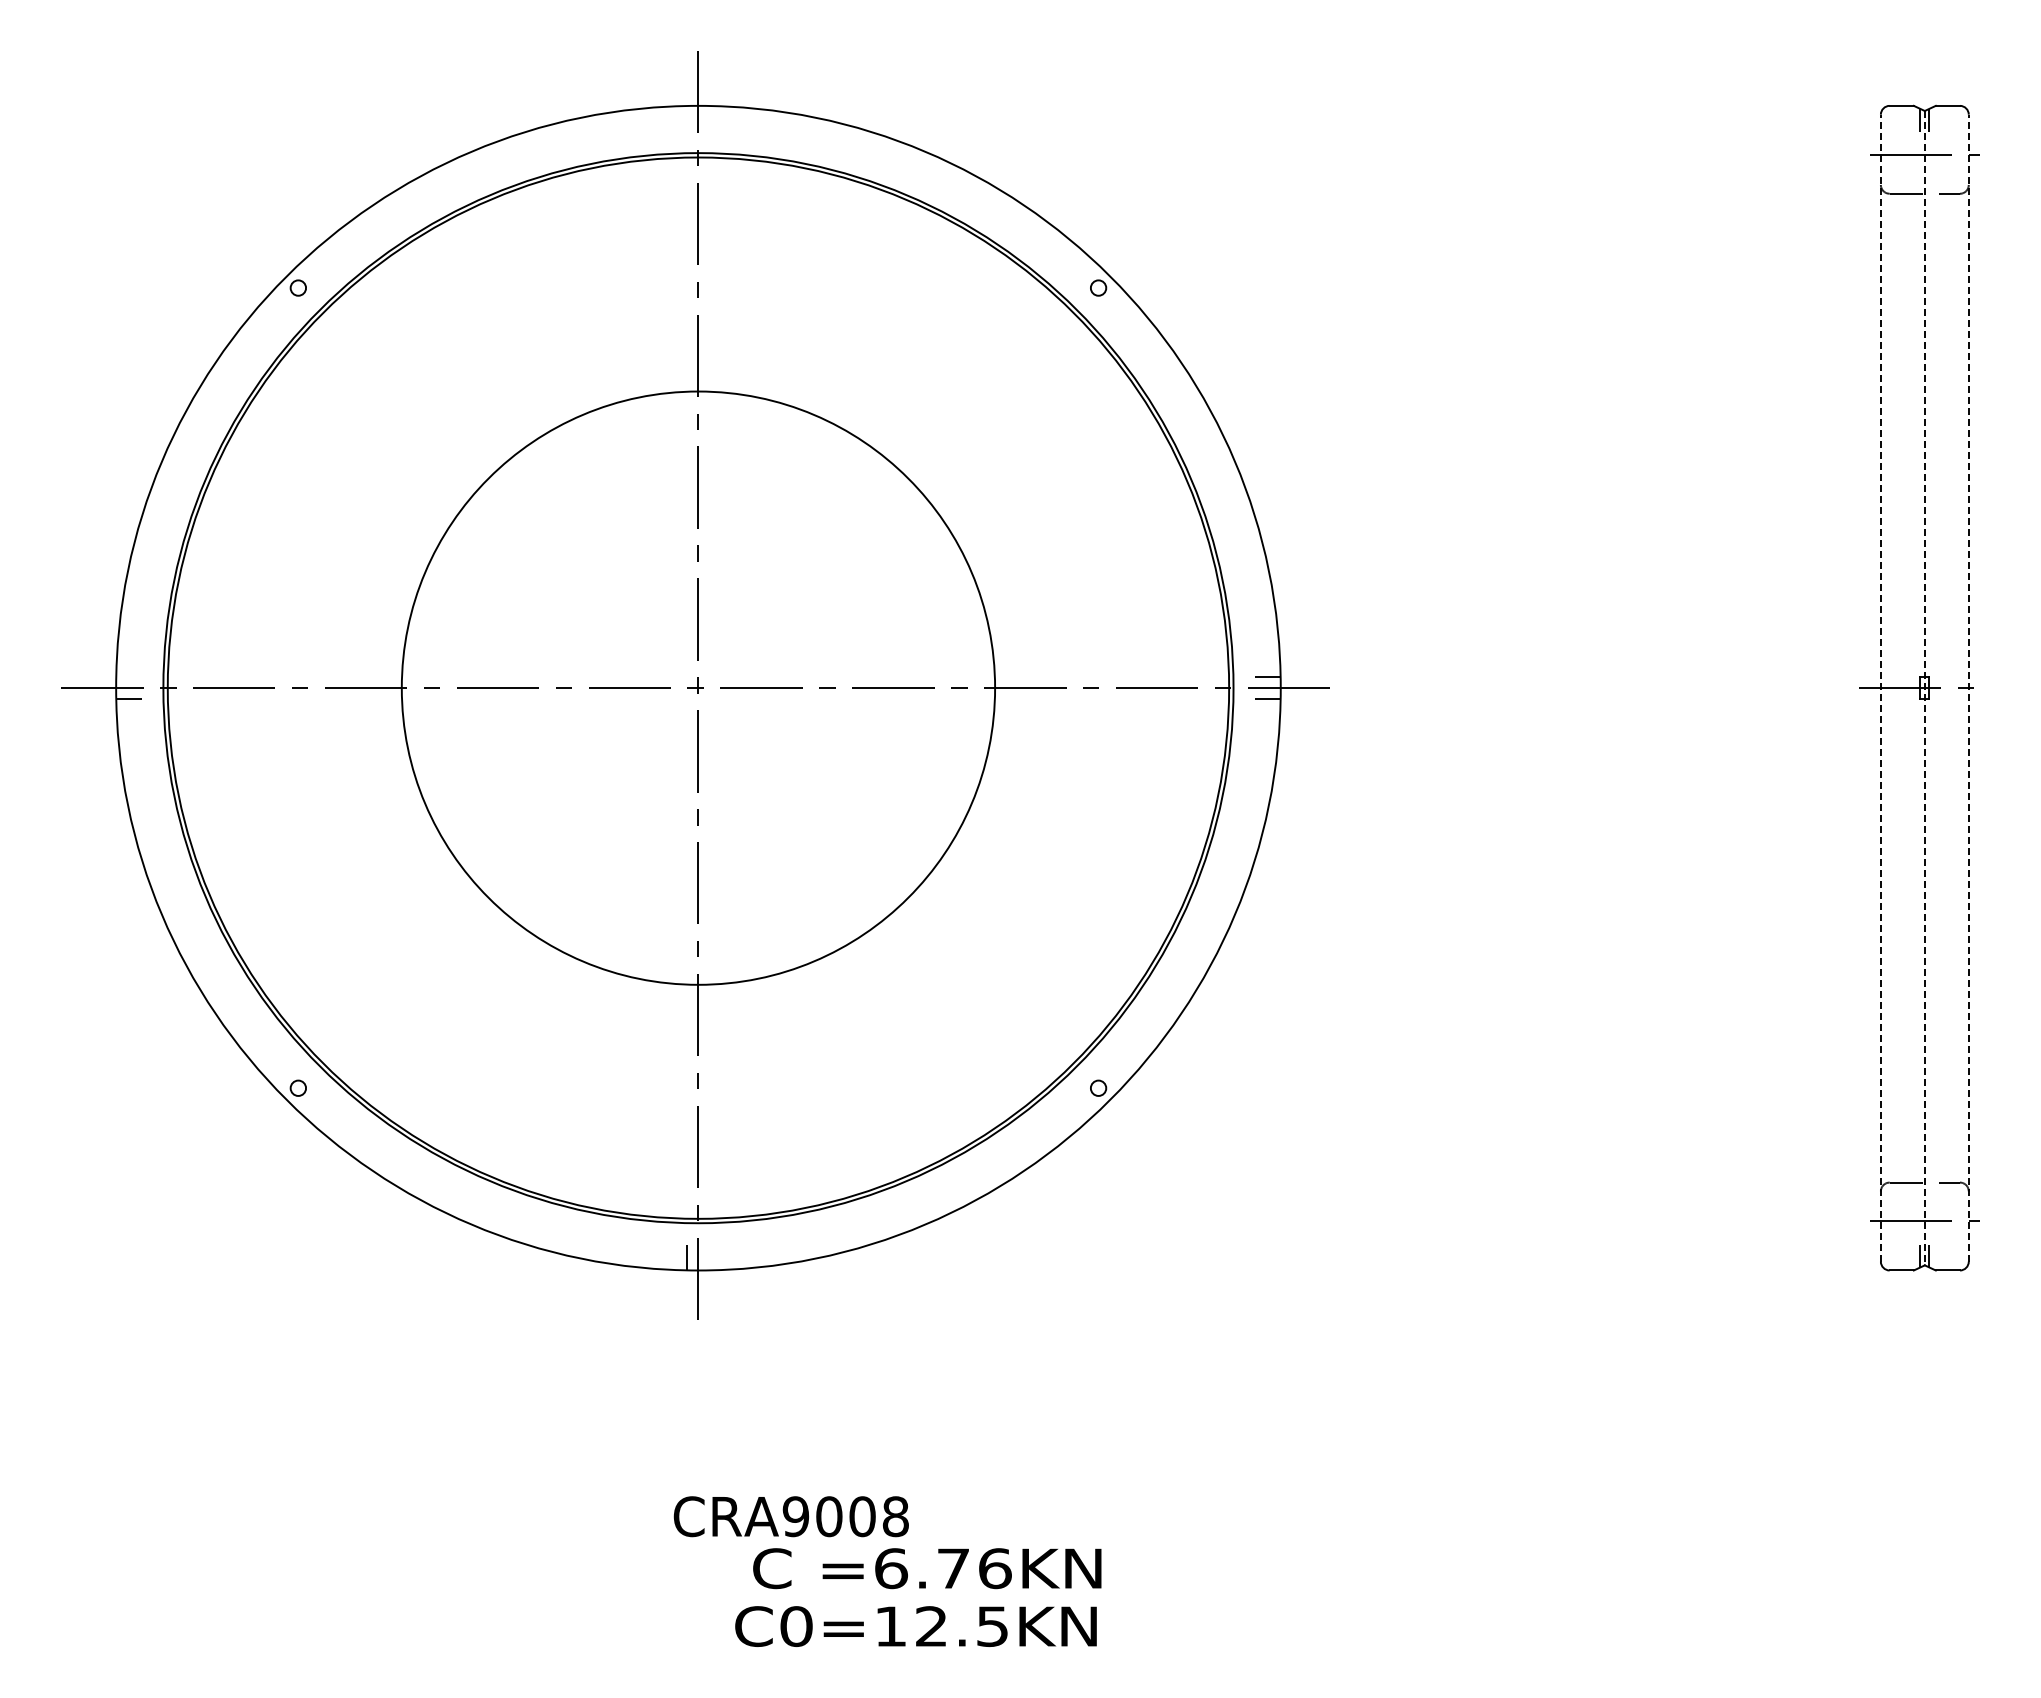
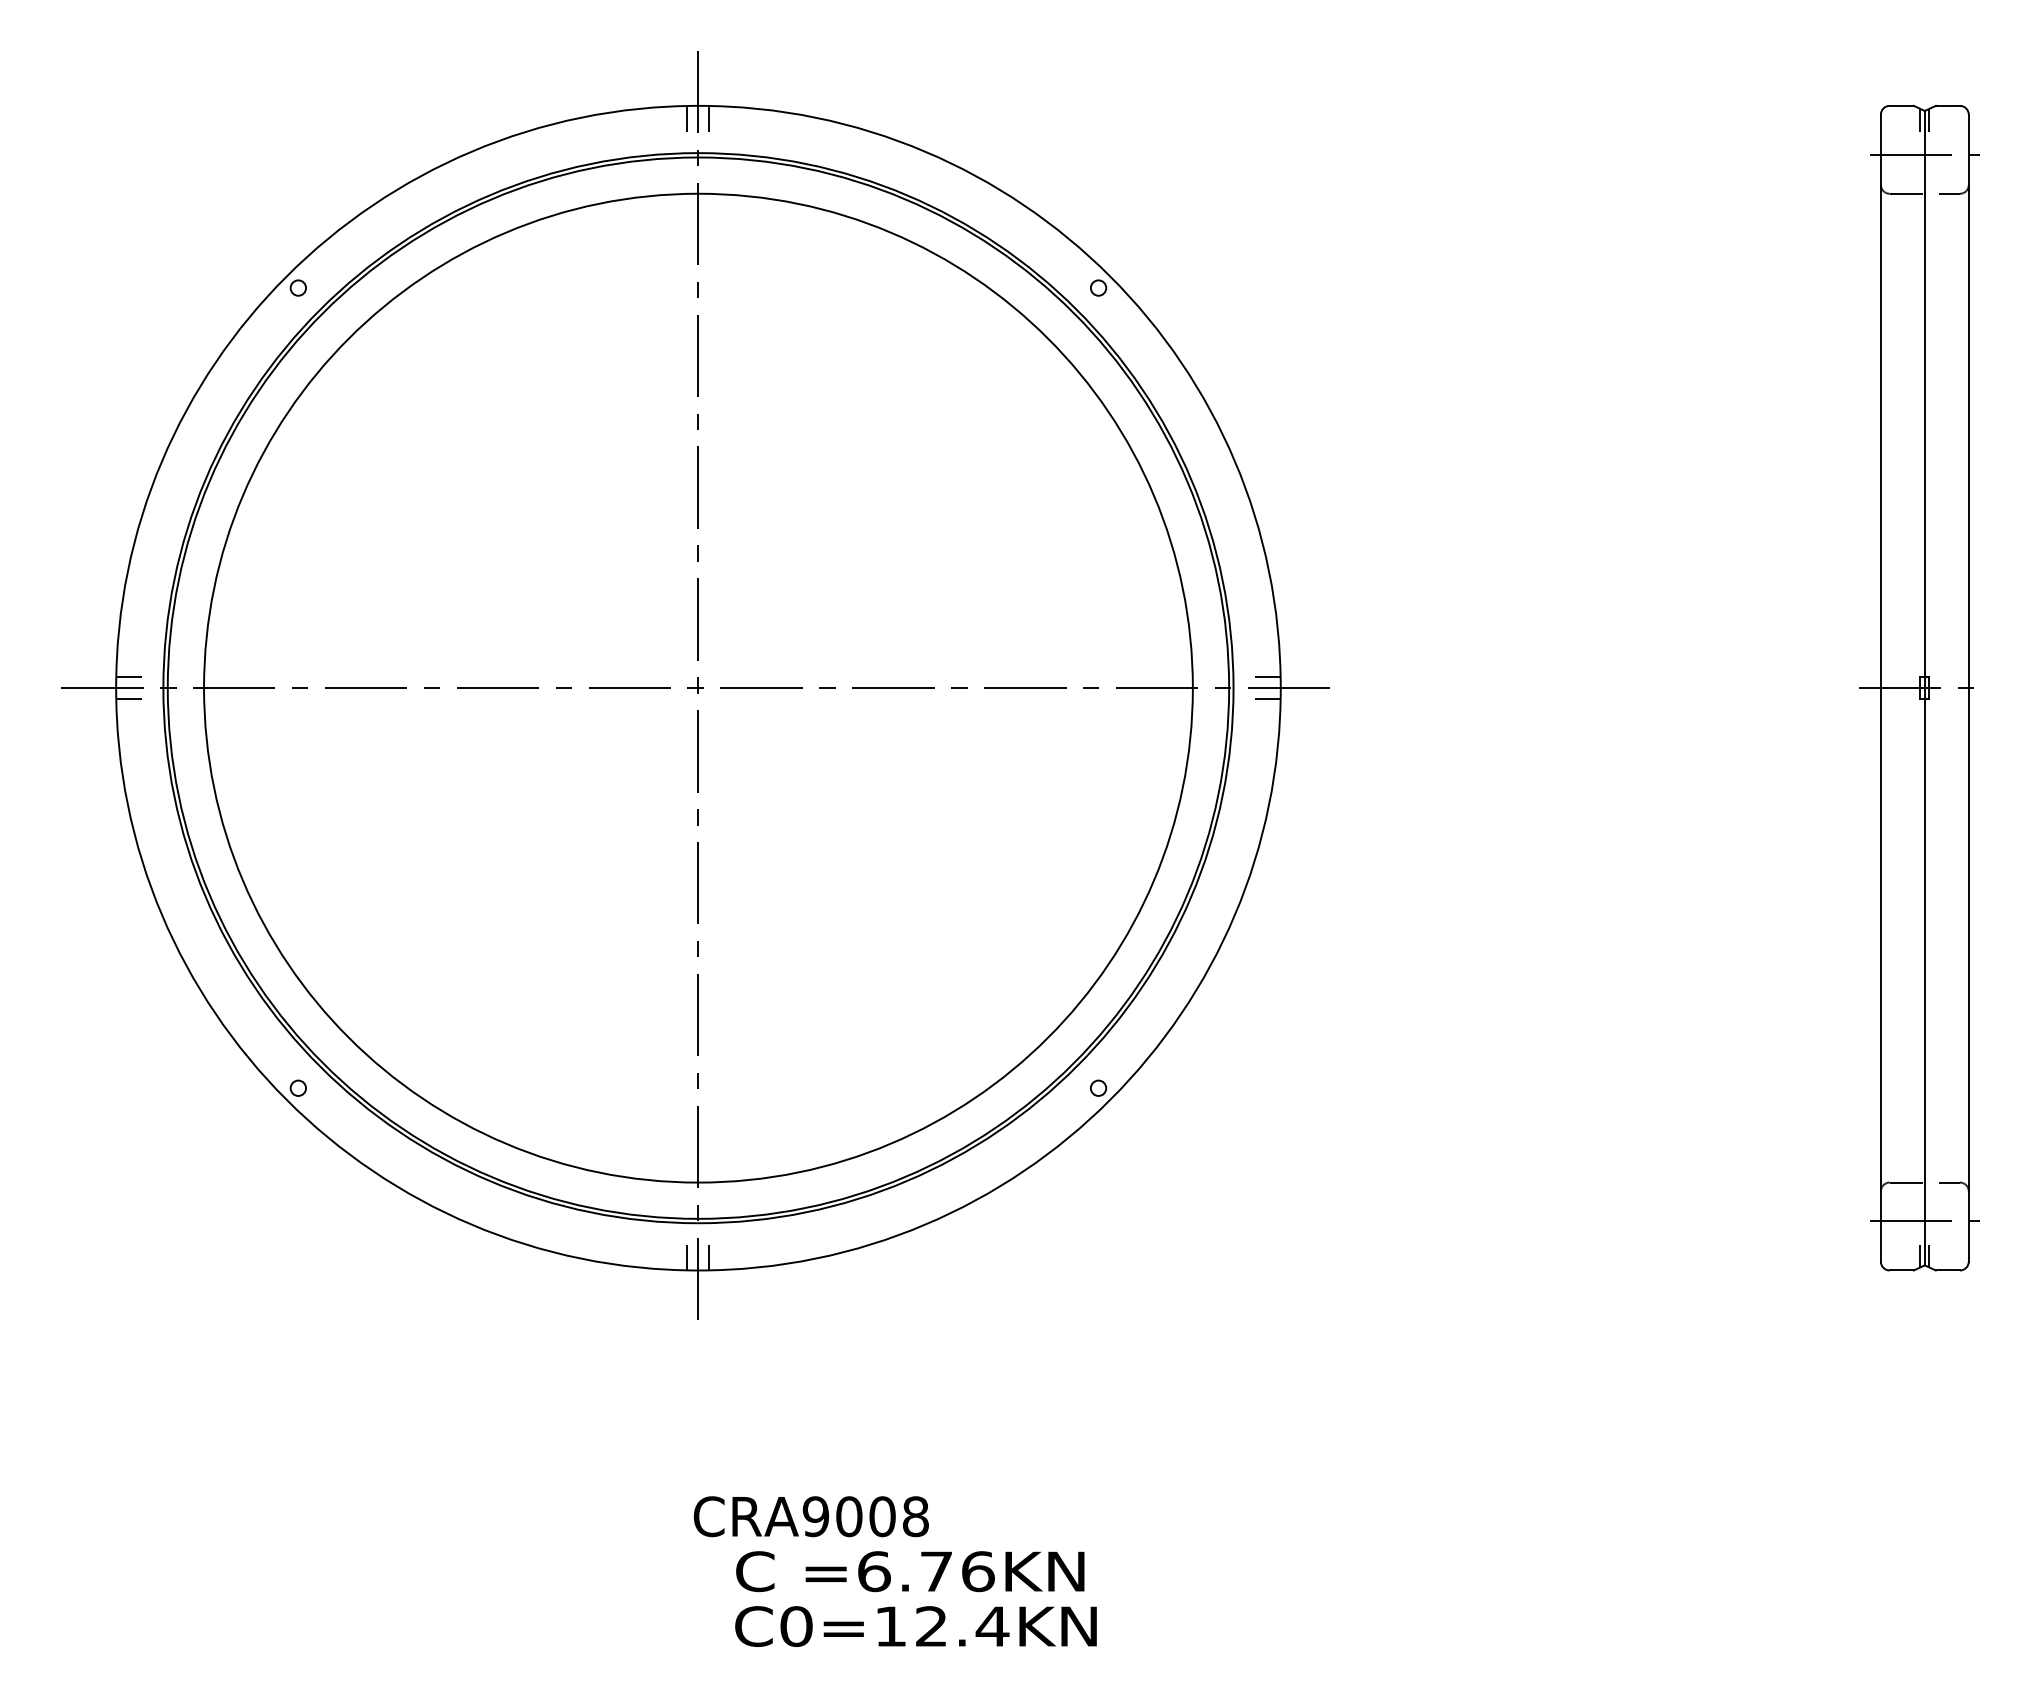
line: none -> present (687, 118)
line: none -> present (709, 118)
line: none -> present (128, 677)
circle diameter: 593 px -> 989 px (698, 687)
line: dashed -> solid (1880, 688)
line: dashed -> solid (1924, 688)
line: dashed -> solid (1968, 688)
line: none -> present (709, 1257)
text position: (790, 1516) -> (810, 1516) (810, 1516)
text position: (927, 1568) -> (910, 1571) (910, 1571)
text: C0=12.5KN -> C0=12.4KN (992, 1626)
